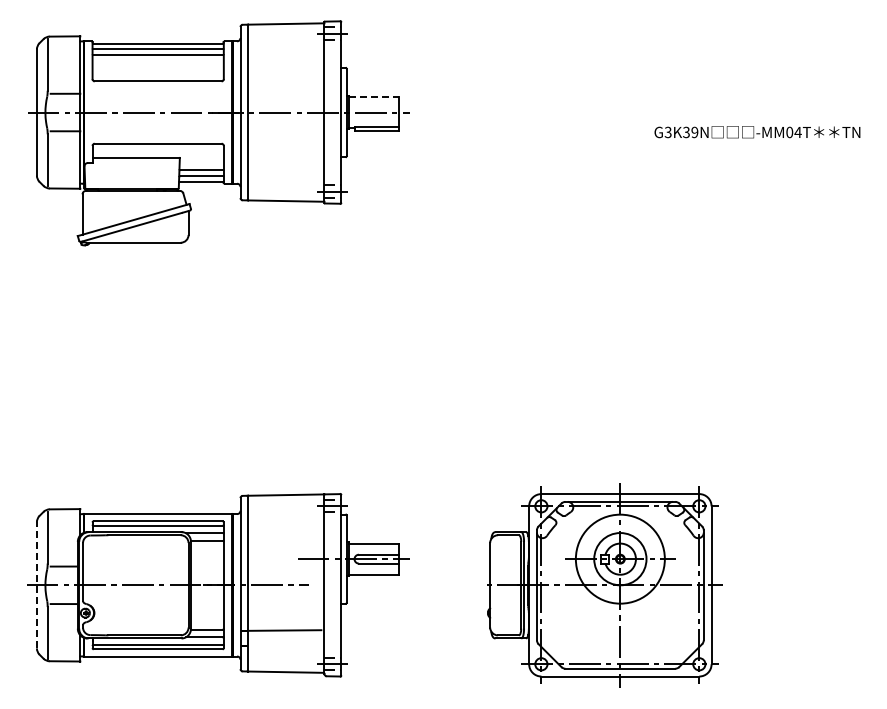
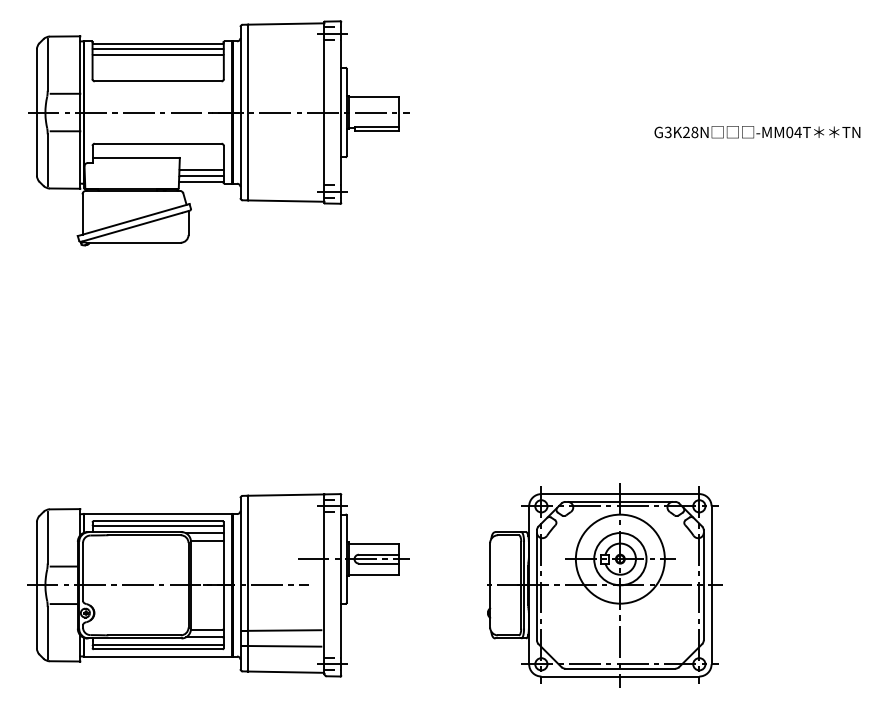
line: dashed -> solid (374, 96)
text: G3K39N -> G3K28N (690, 132)
line: dashed -> solid (36, 584)
line: none -> present (285, 646)
